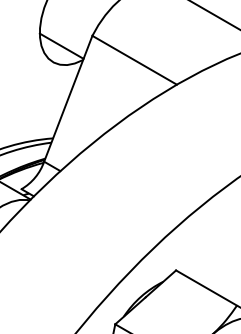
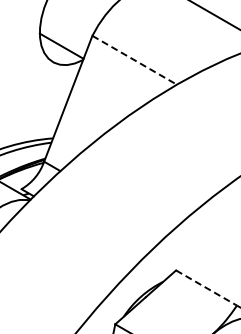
line: solid -> dashed (134, 60)
line: solid -> dashed (206, 288)
